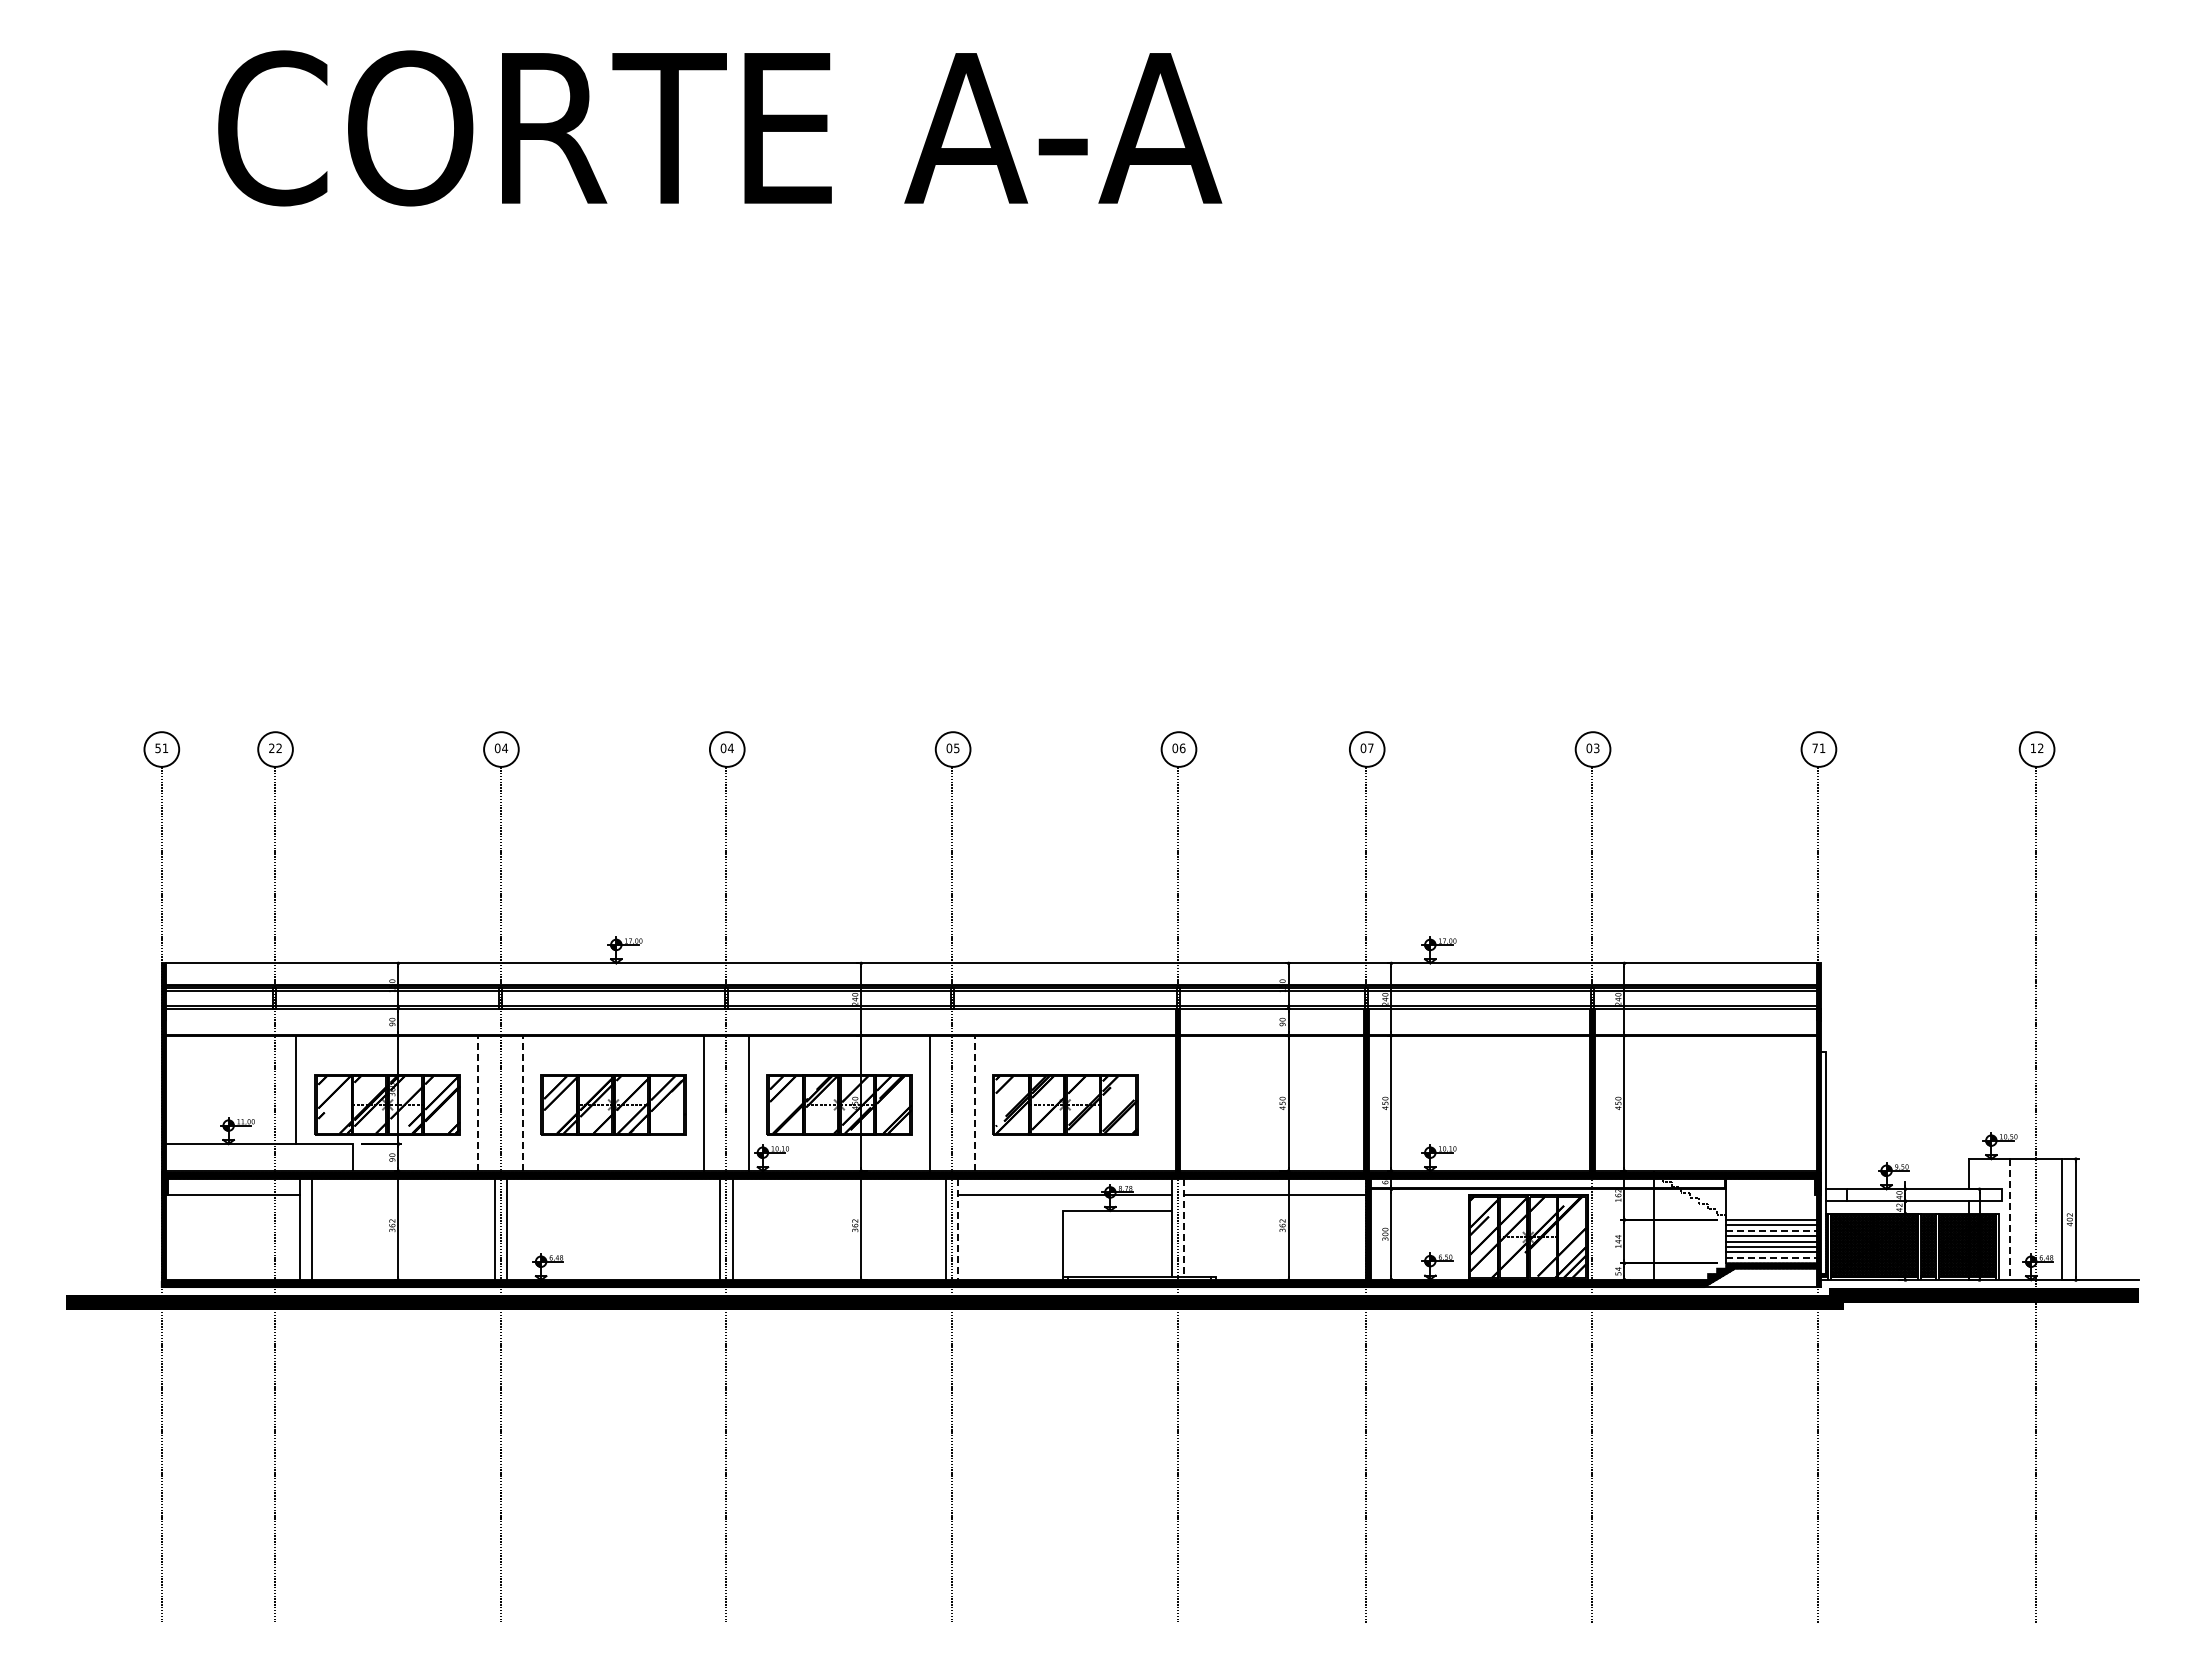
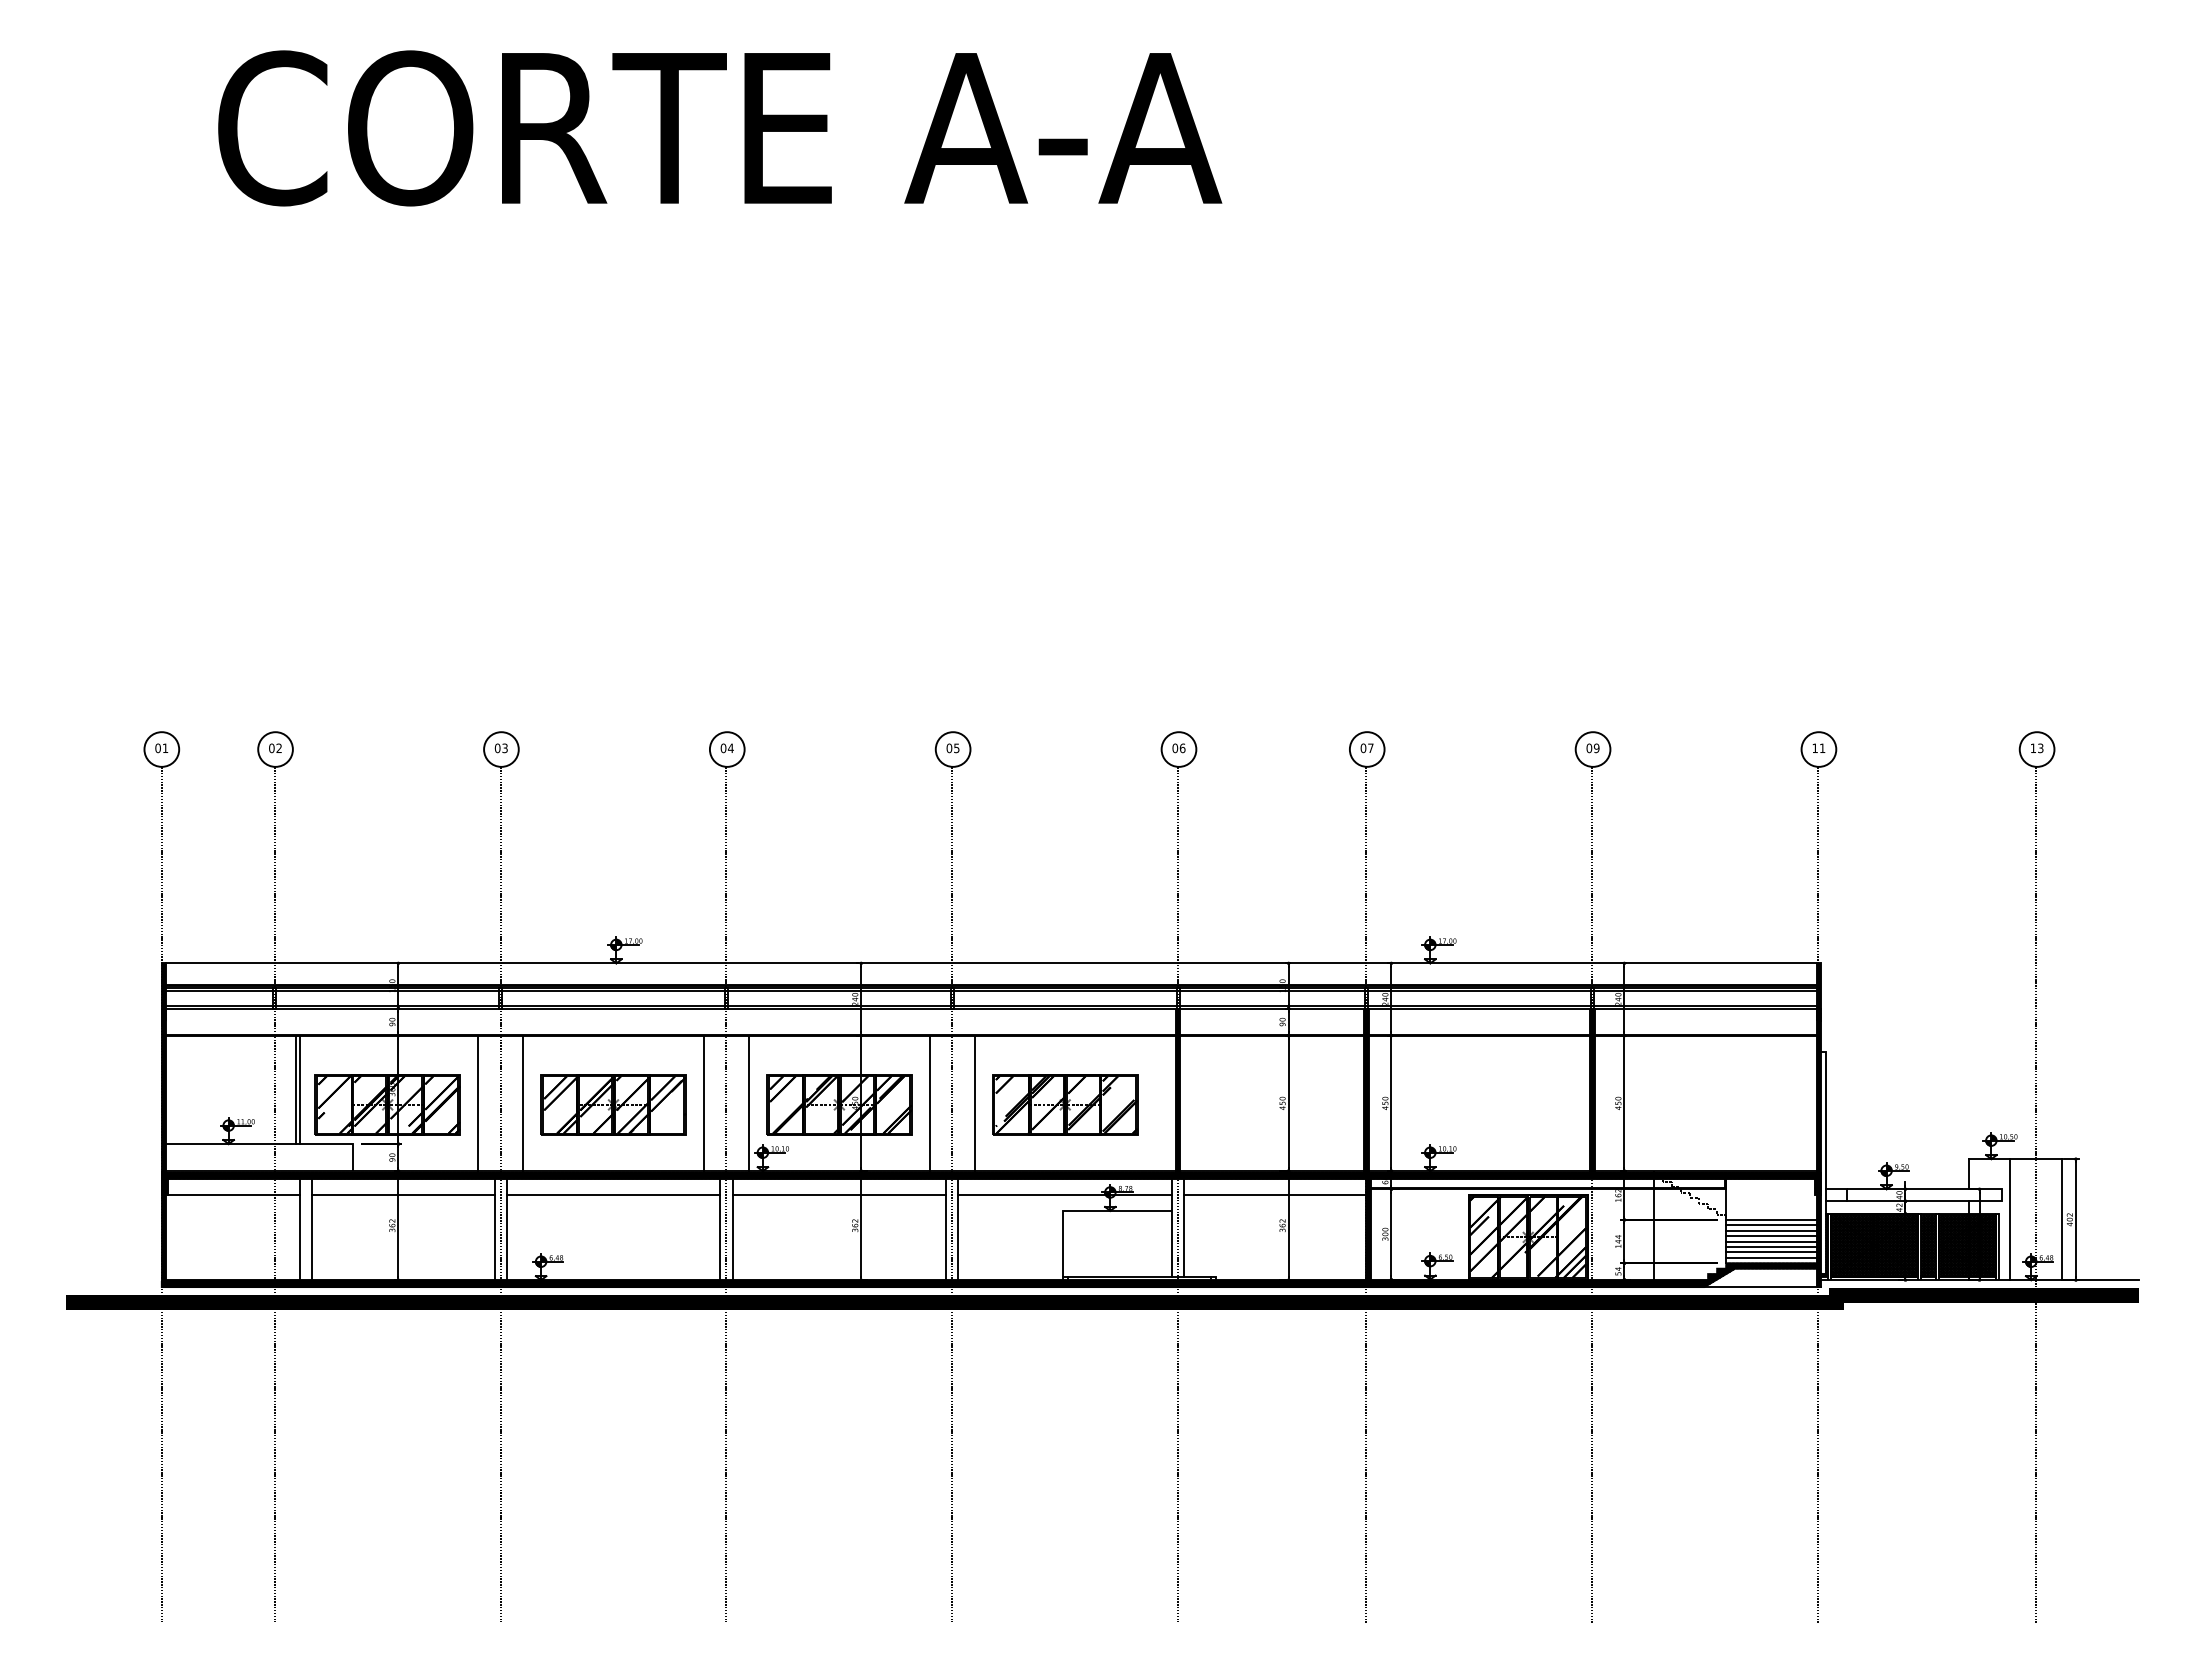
text: 03 -> 09 (1596, 747)
text: 71 -> 11 (1814, 747)
text: 51 -> 01 (157, 748)
text: 22 -> 02 (271, 748)
text: 04 -> 03 (505, 748)
text: 12 -> 13 (2040, 748)
line: none -> present (300, 1089)
line: dashed -> solid (478, 1103)
line: dashed -> solid (523, 1103)
line: dashed -> solid (974, 1103)
line: none -> present (403, 1195)
line: none -> present (613, 1195)
line: none -> present (839, 1195)
line: dashed -> solid (2009, 1219)
line: dashed -> solid (1184, 1227)
line: dashed -> solid (958, 1229)
line: dashed -> solid (1771, 1230)
line: dashed -> solid (1771, 1257)
